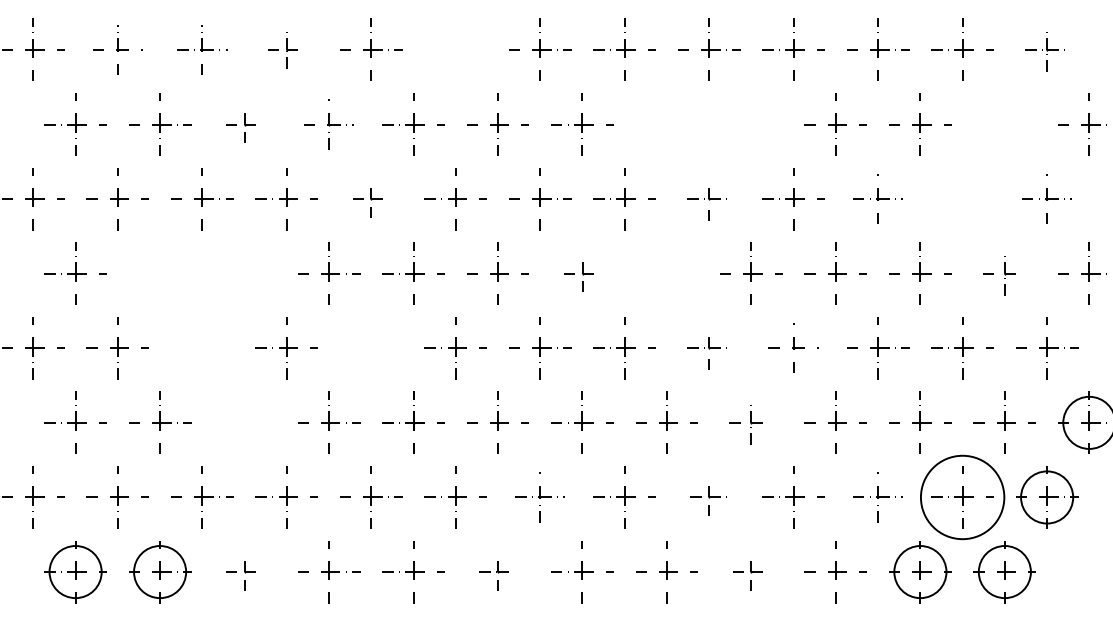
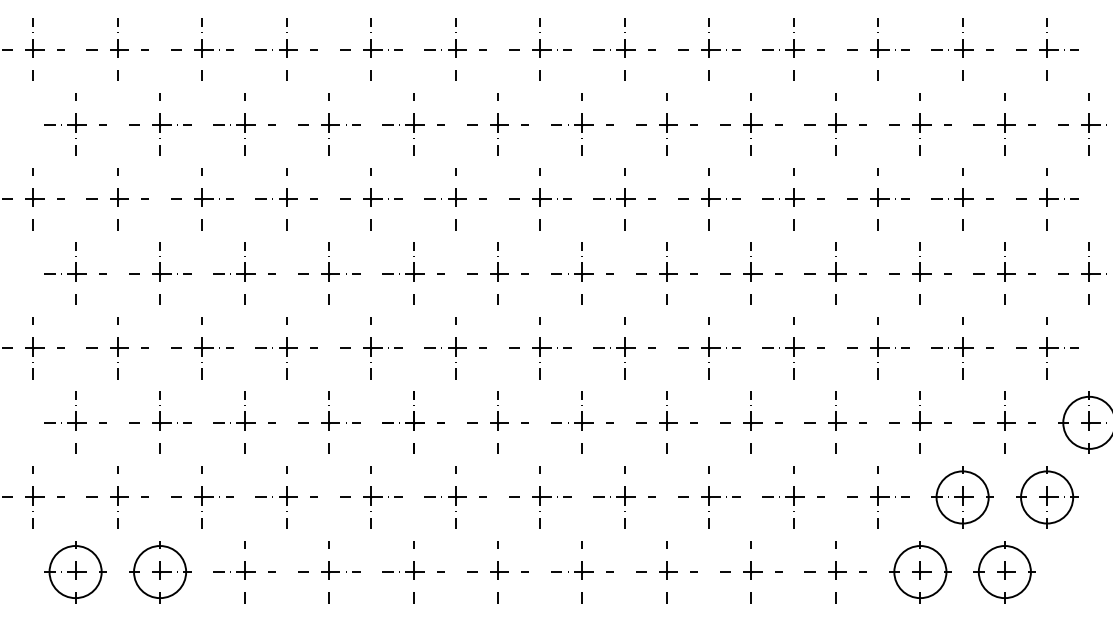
part size: 50x50 px -> 63x63 px (117, 49)
part size: 51x50 px -> 63x63 px (202, 49)
part: none -> present (455, 49)
part size: 30x37 px -> 63x63 px (286, 49)
part size: 40x40 px -> 63x63 px (1047, 49)
part size: 50x51 px -> 63x63 px (329, 124)
part: none -> present (666, 124)
part: none -> present (751, 124)
part: none -> present (1004, 124)
part size: 30x30 px -> 63x63 px (244, 124)
part size: 50x50 px -> 63x63 px (878, 199)
part size: 50x50 px -> 63x63 px (1047, 199)
part: none -> present (962, 199)
part size: 30x30 px -> 63x63 px (371, 199)
part size: 40x33 px -> 63x63 px (709, 199)
part: none -> present (160, 273)
part: none -> present (244, 273)
part: none -> present (666, 273)
part size: 33x40 px -> 63x63 px (1004, 273)
part size: 30x30 px -> 63x63 px (582, 273)
part size: 51x50 px -> 63x63 px (793, 348)
part: none -> present (202, 348)
part: none -> present (371, 348)
part size: 40x33 px -> 63x63 px (709, 348)
part: none -> present (244, 422)
part size: 34x40 px -> 63x63 px (751, 422)
part size: 50x51 px -> 63x63 px (540, 497)
part size: 50x51 px -> 63x63 px (878, 497)
circle diameter: 83 px -> 52 px (962, 497)
part size: 37x30 px -> 63x63 px (709, 497)
part size: 30x30 px -> 63x63 px (244, 572)
part size: 30x30 px -> 62x63 px (497, 572)
part size: 30x30 px -> 63x63 px (751, 572)
